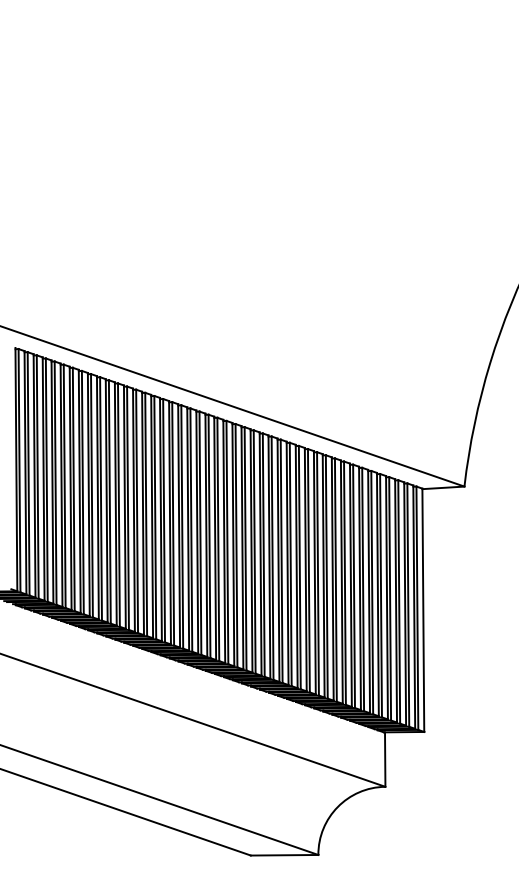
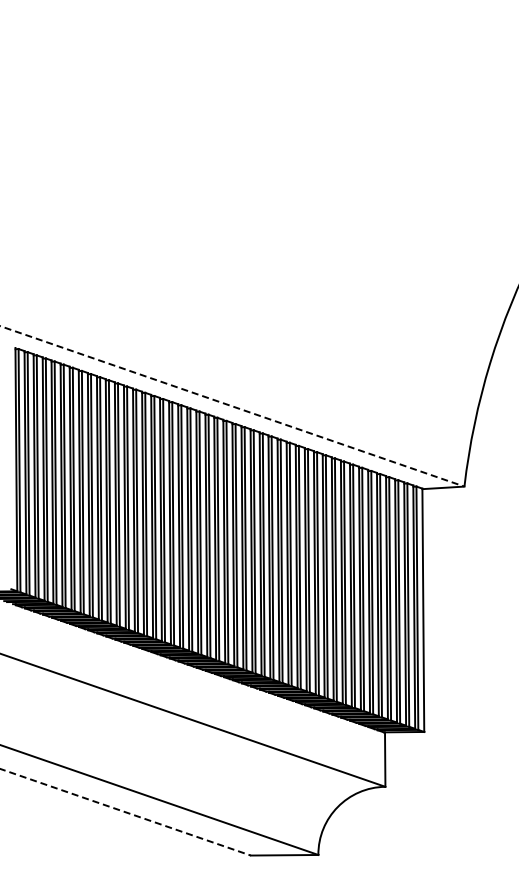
line: solid -> dashed (233, 406)
line: solid -> dashed (126, 812)
